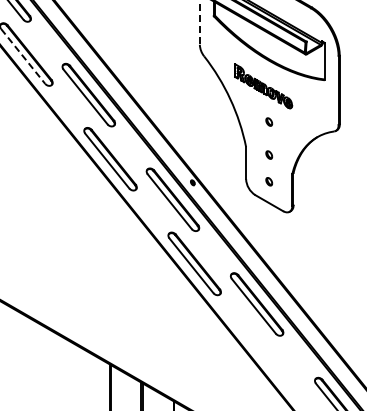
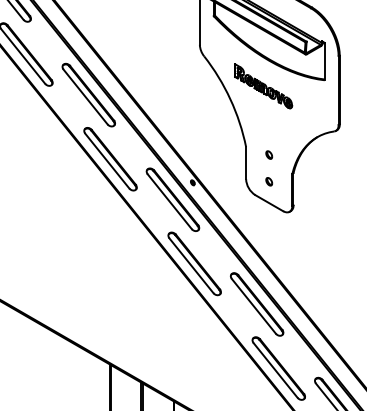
line: dashed -> solid (199, 23)
line: dashed -> solid (23, 56)
part: present -> none (269, 121)
part: none -> present (278, 368)
